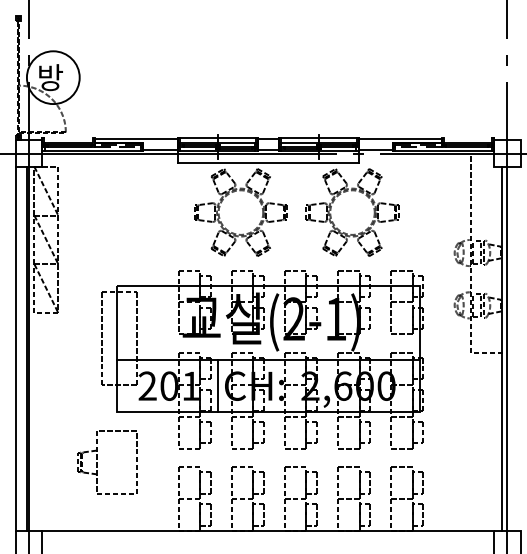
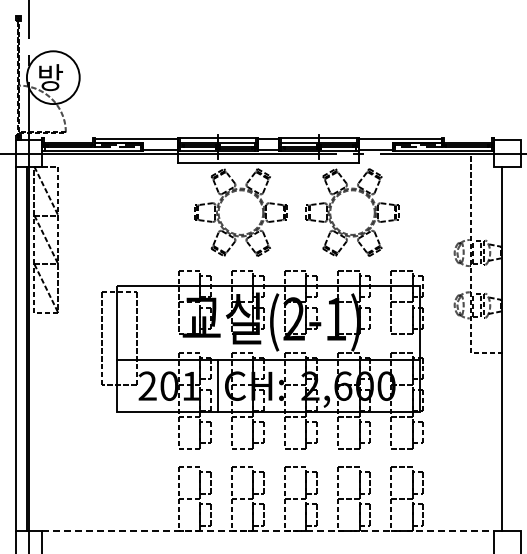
line: present -> none (507, 276)
part: present -> none (97, 462)
line: solid -> dashed (268, 530)
